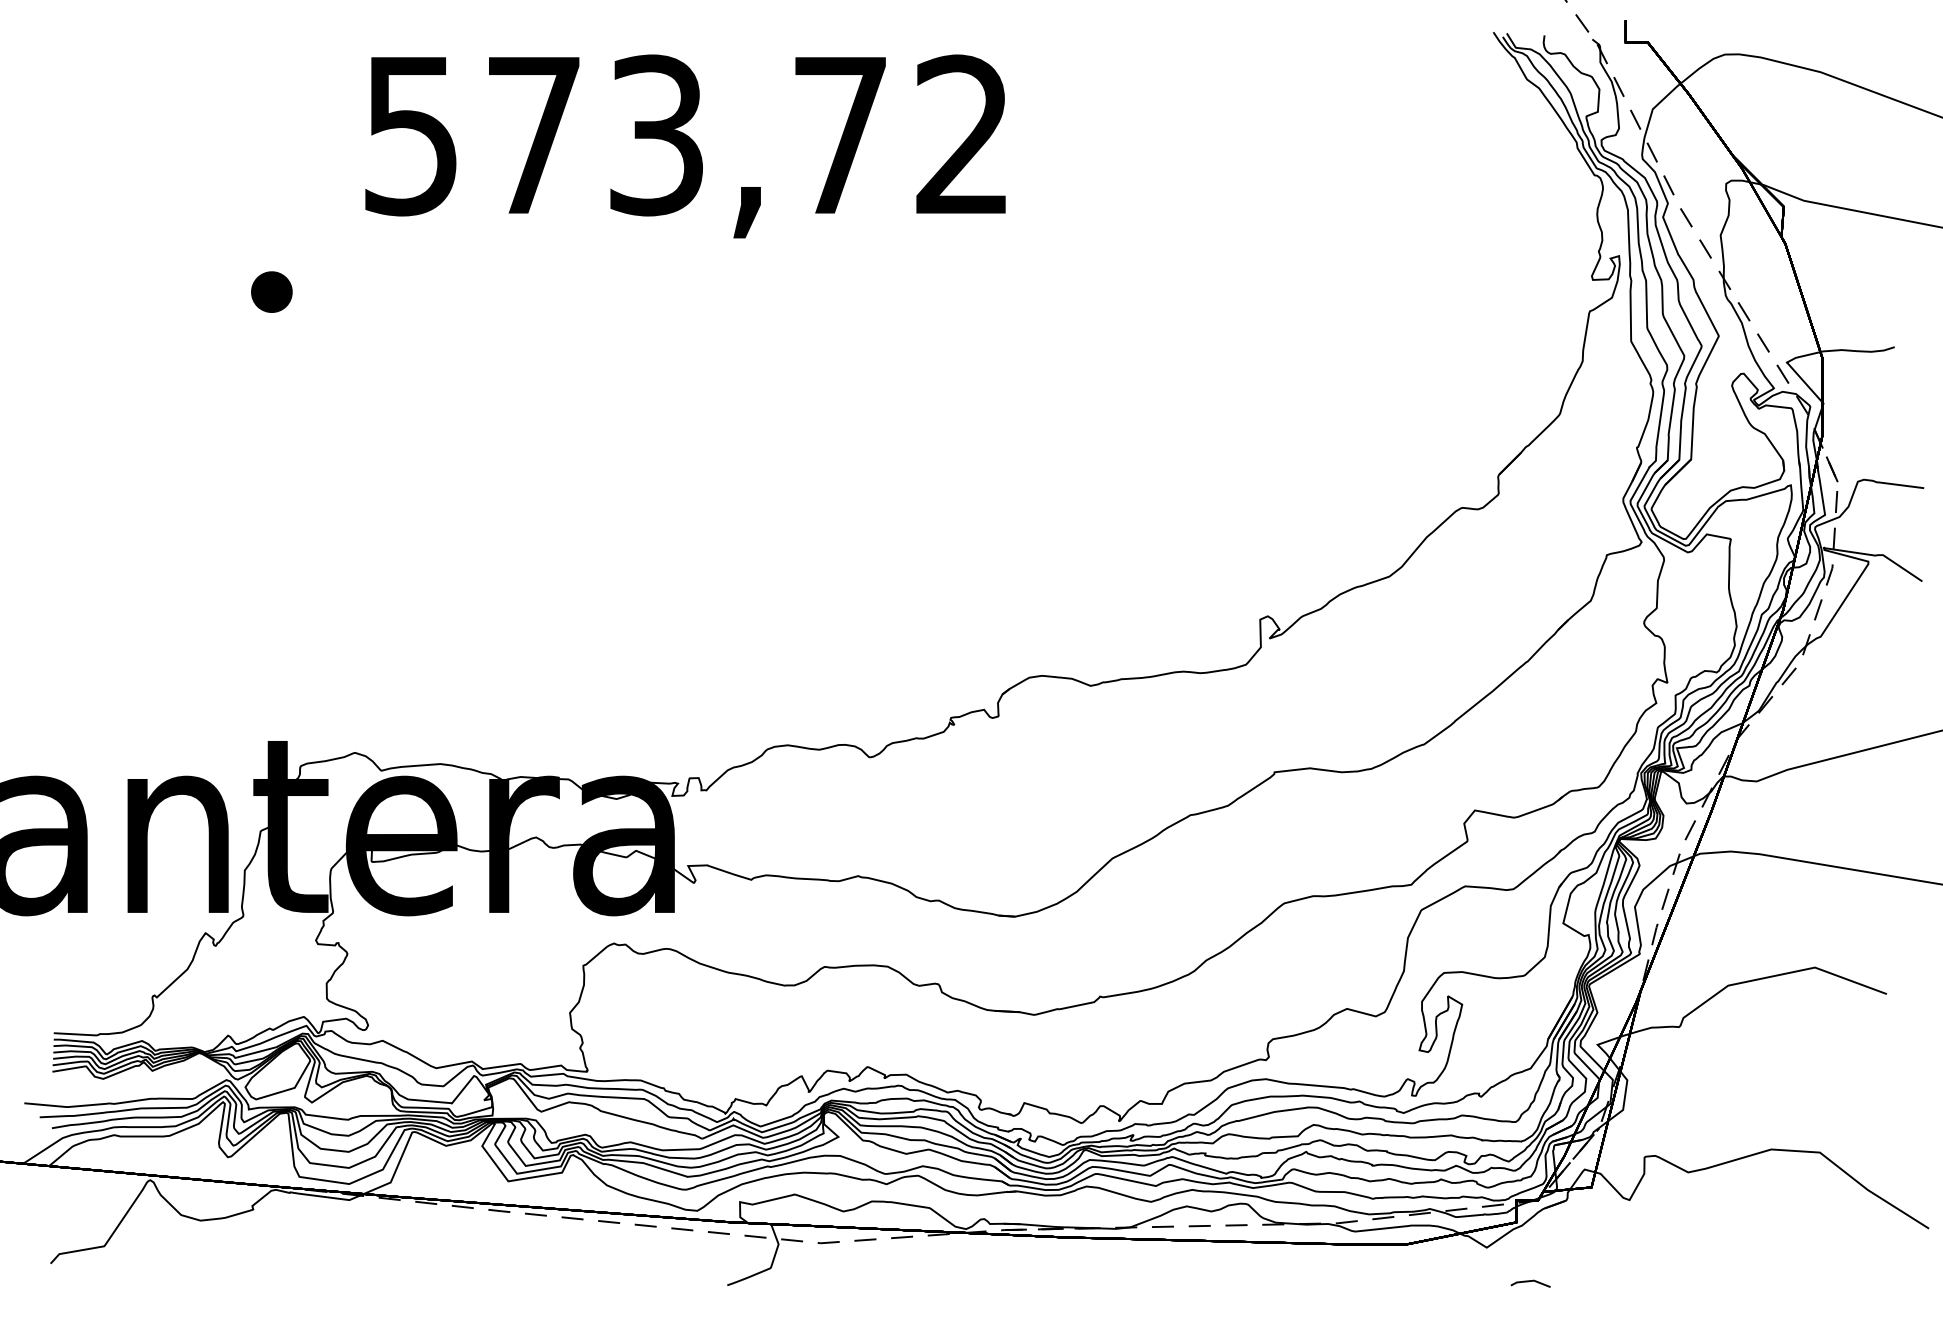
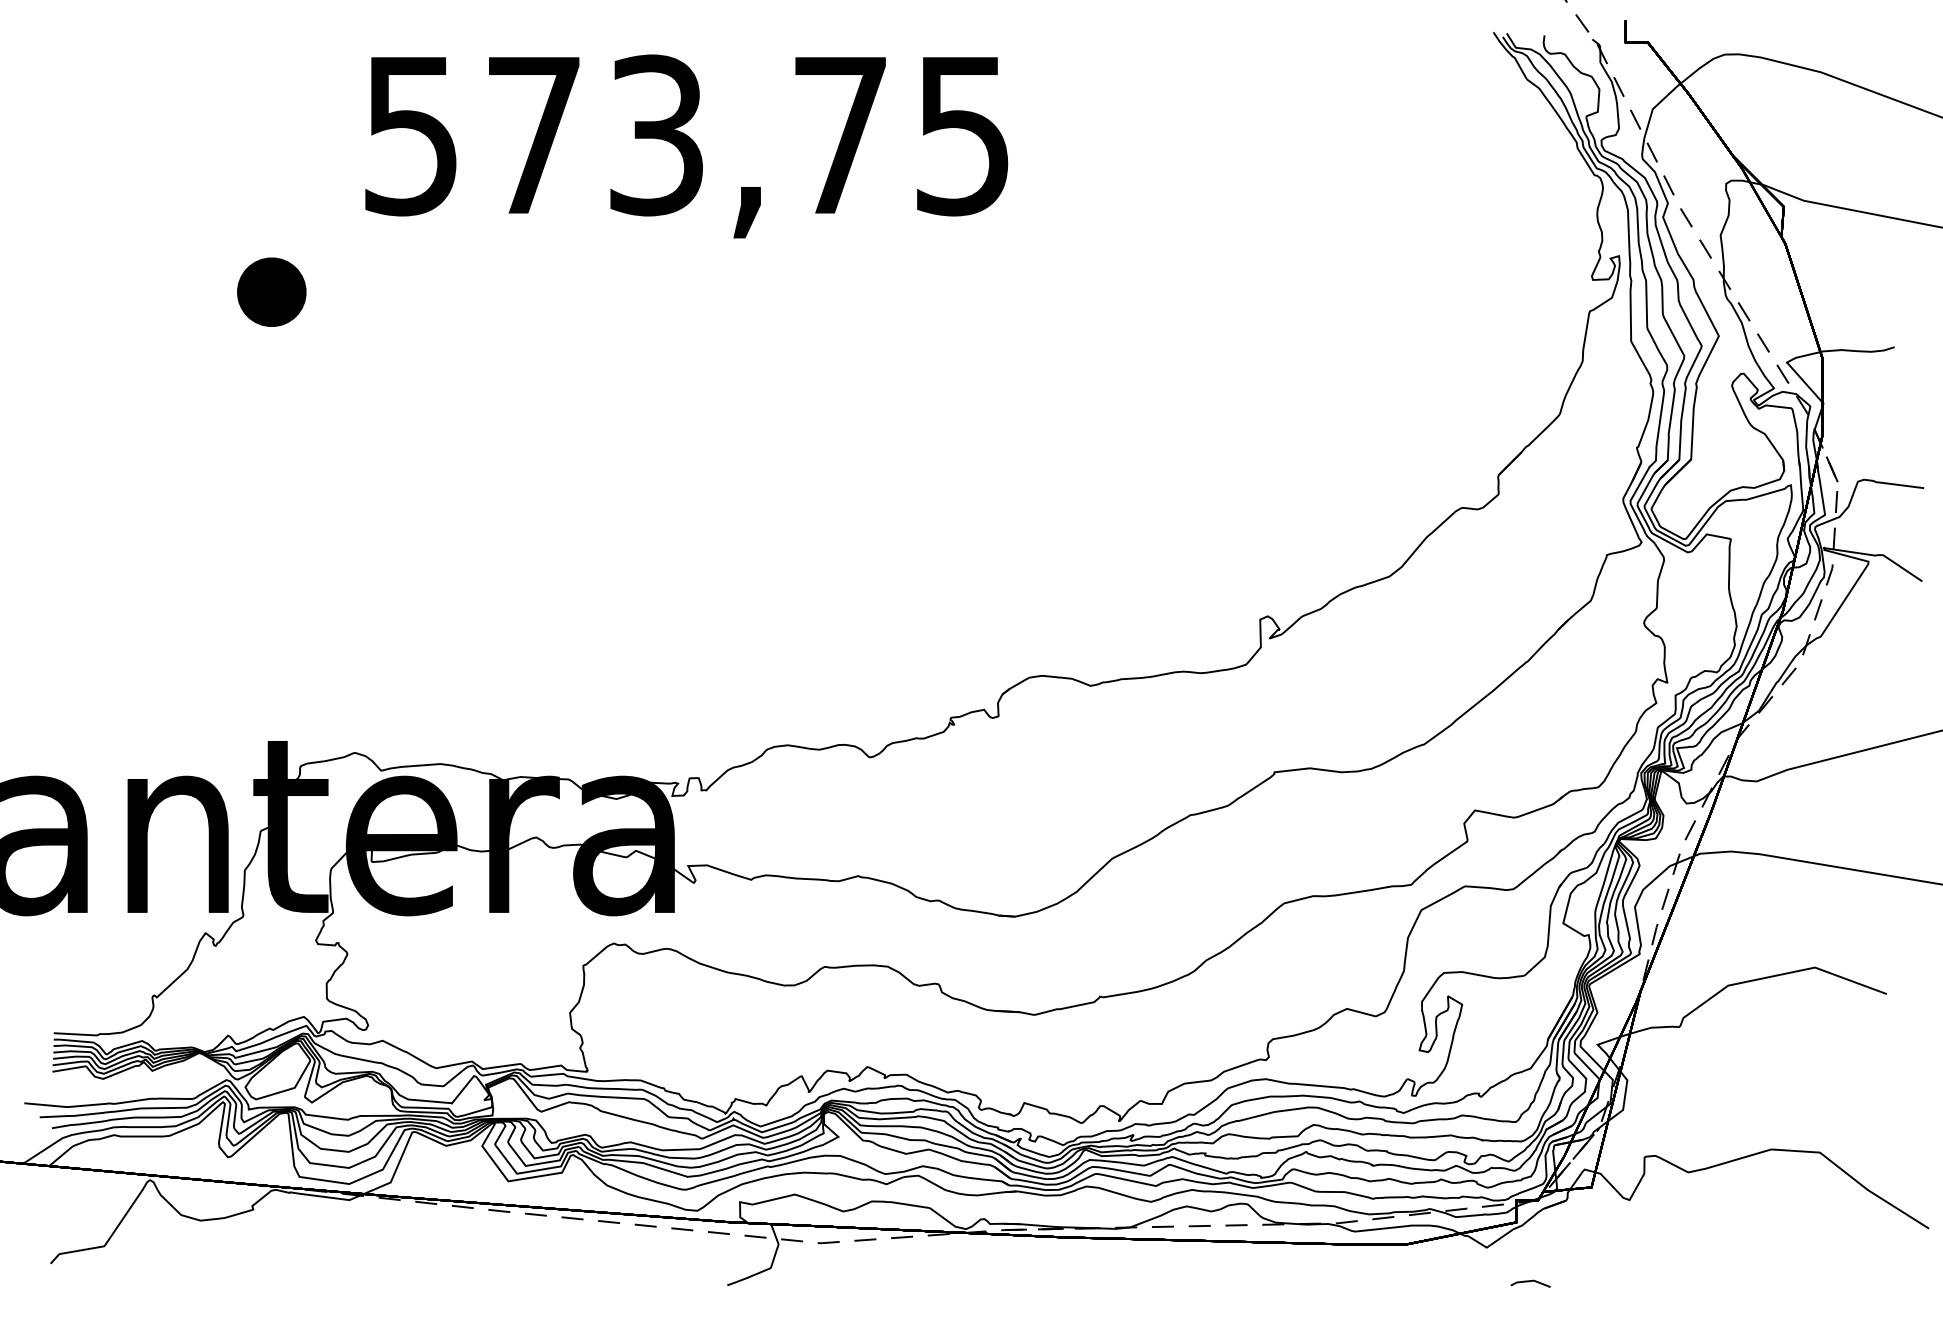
text: 573,72 -> 573,75 (962, 135)
part size: 42x42 px -> 70x70 px (271, 291)
